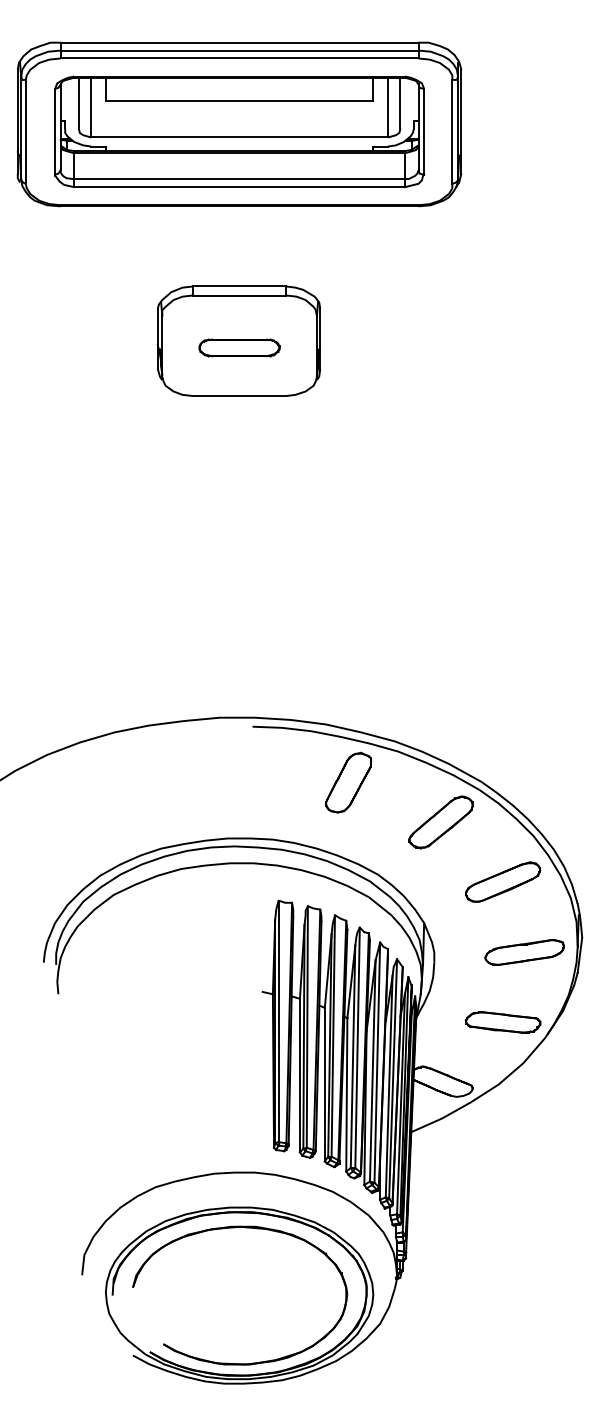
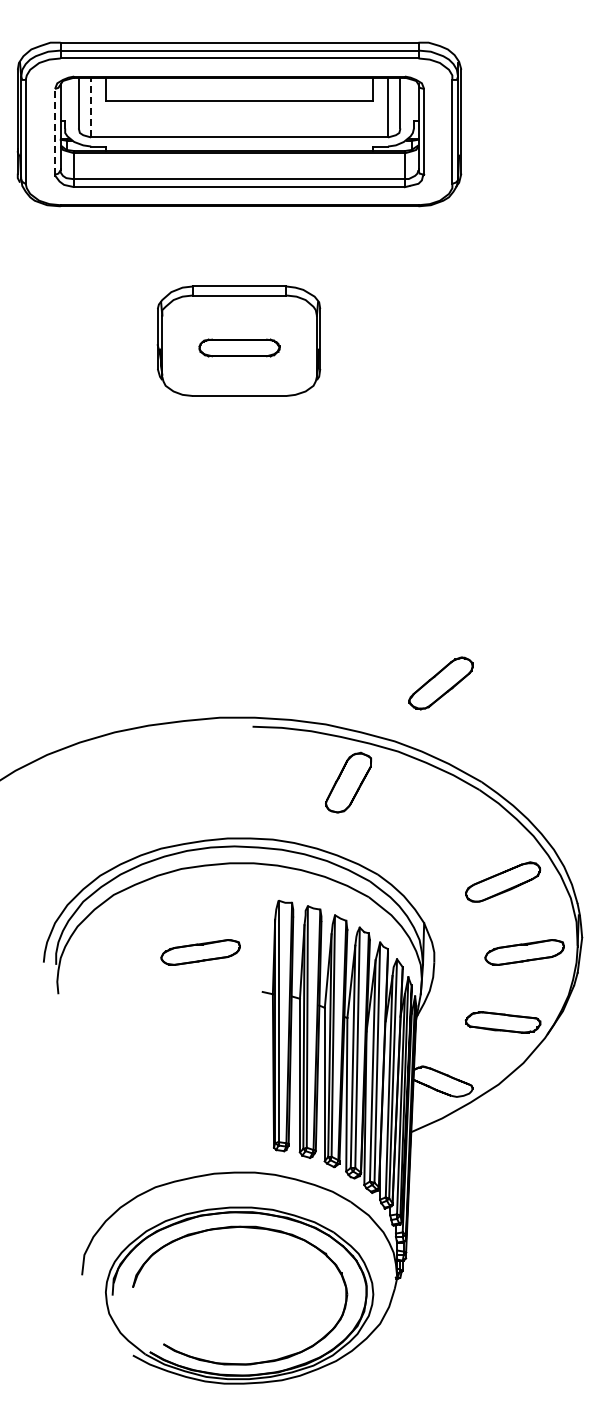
line: solid -> dashed (91, 107)
line: solid -> dashed (55, 131)
part position: (440, 822) -> (440, 683) (440, 683)
part: none -> present (200, 952)
